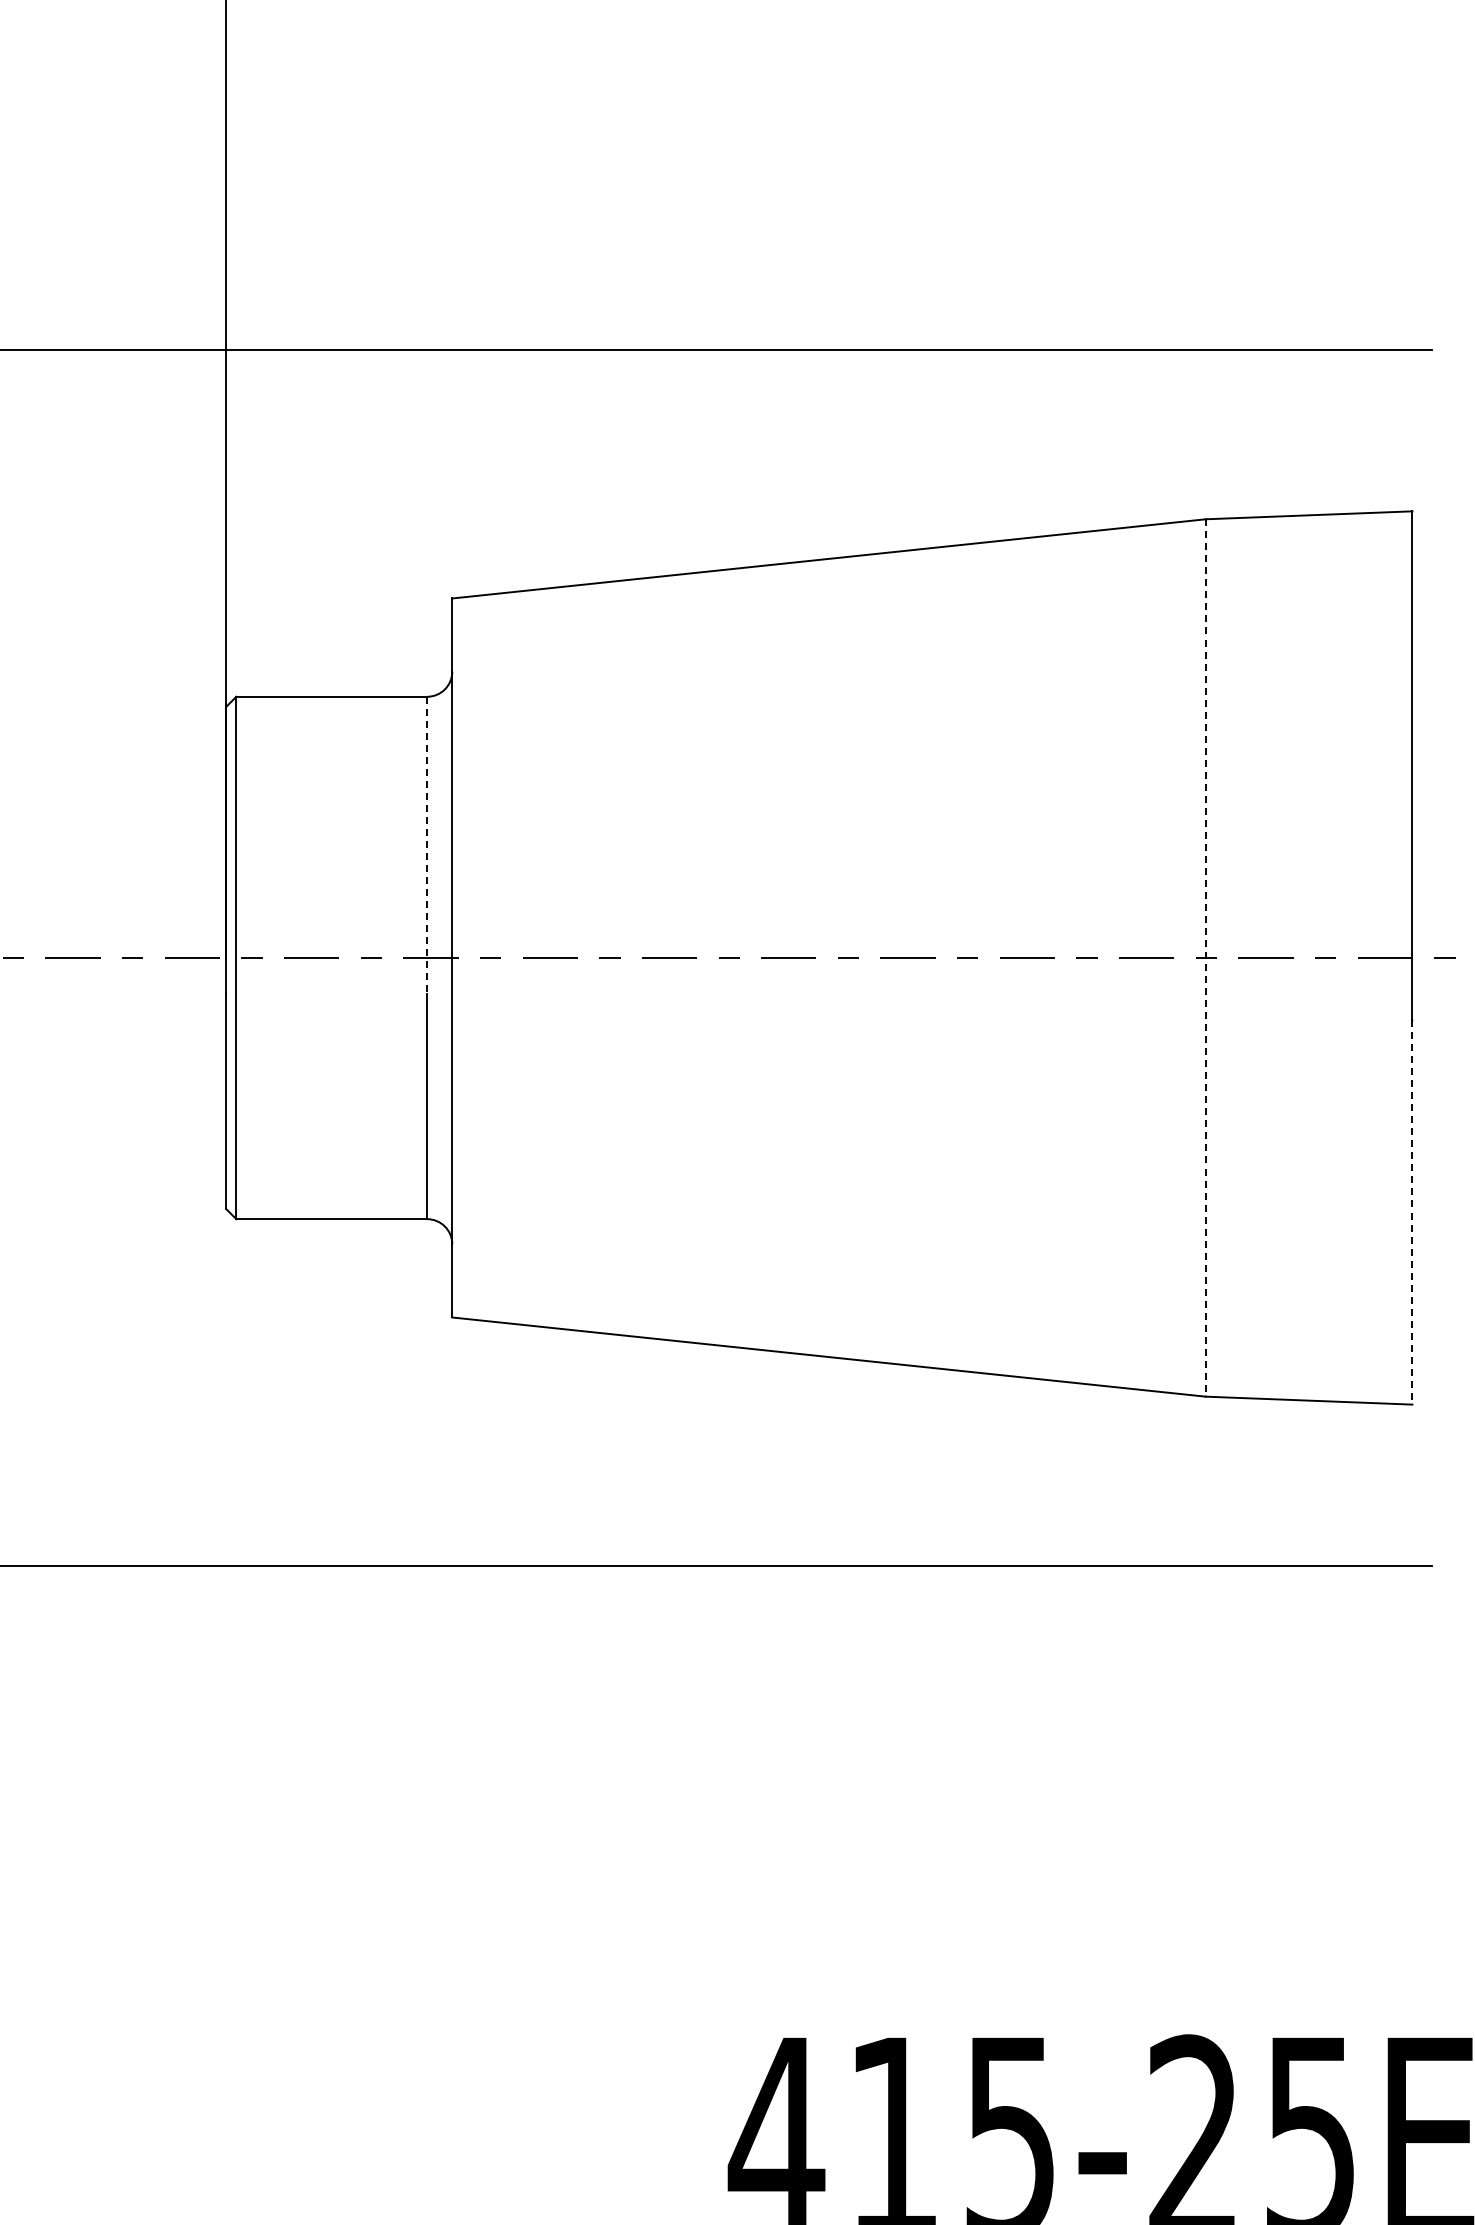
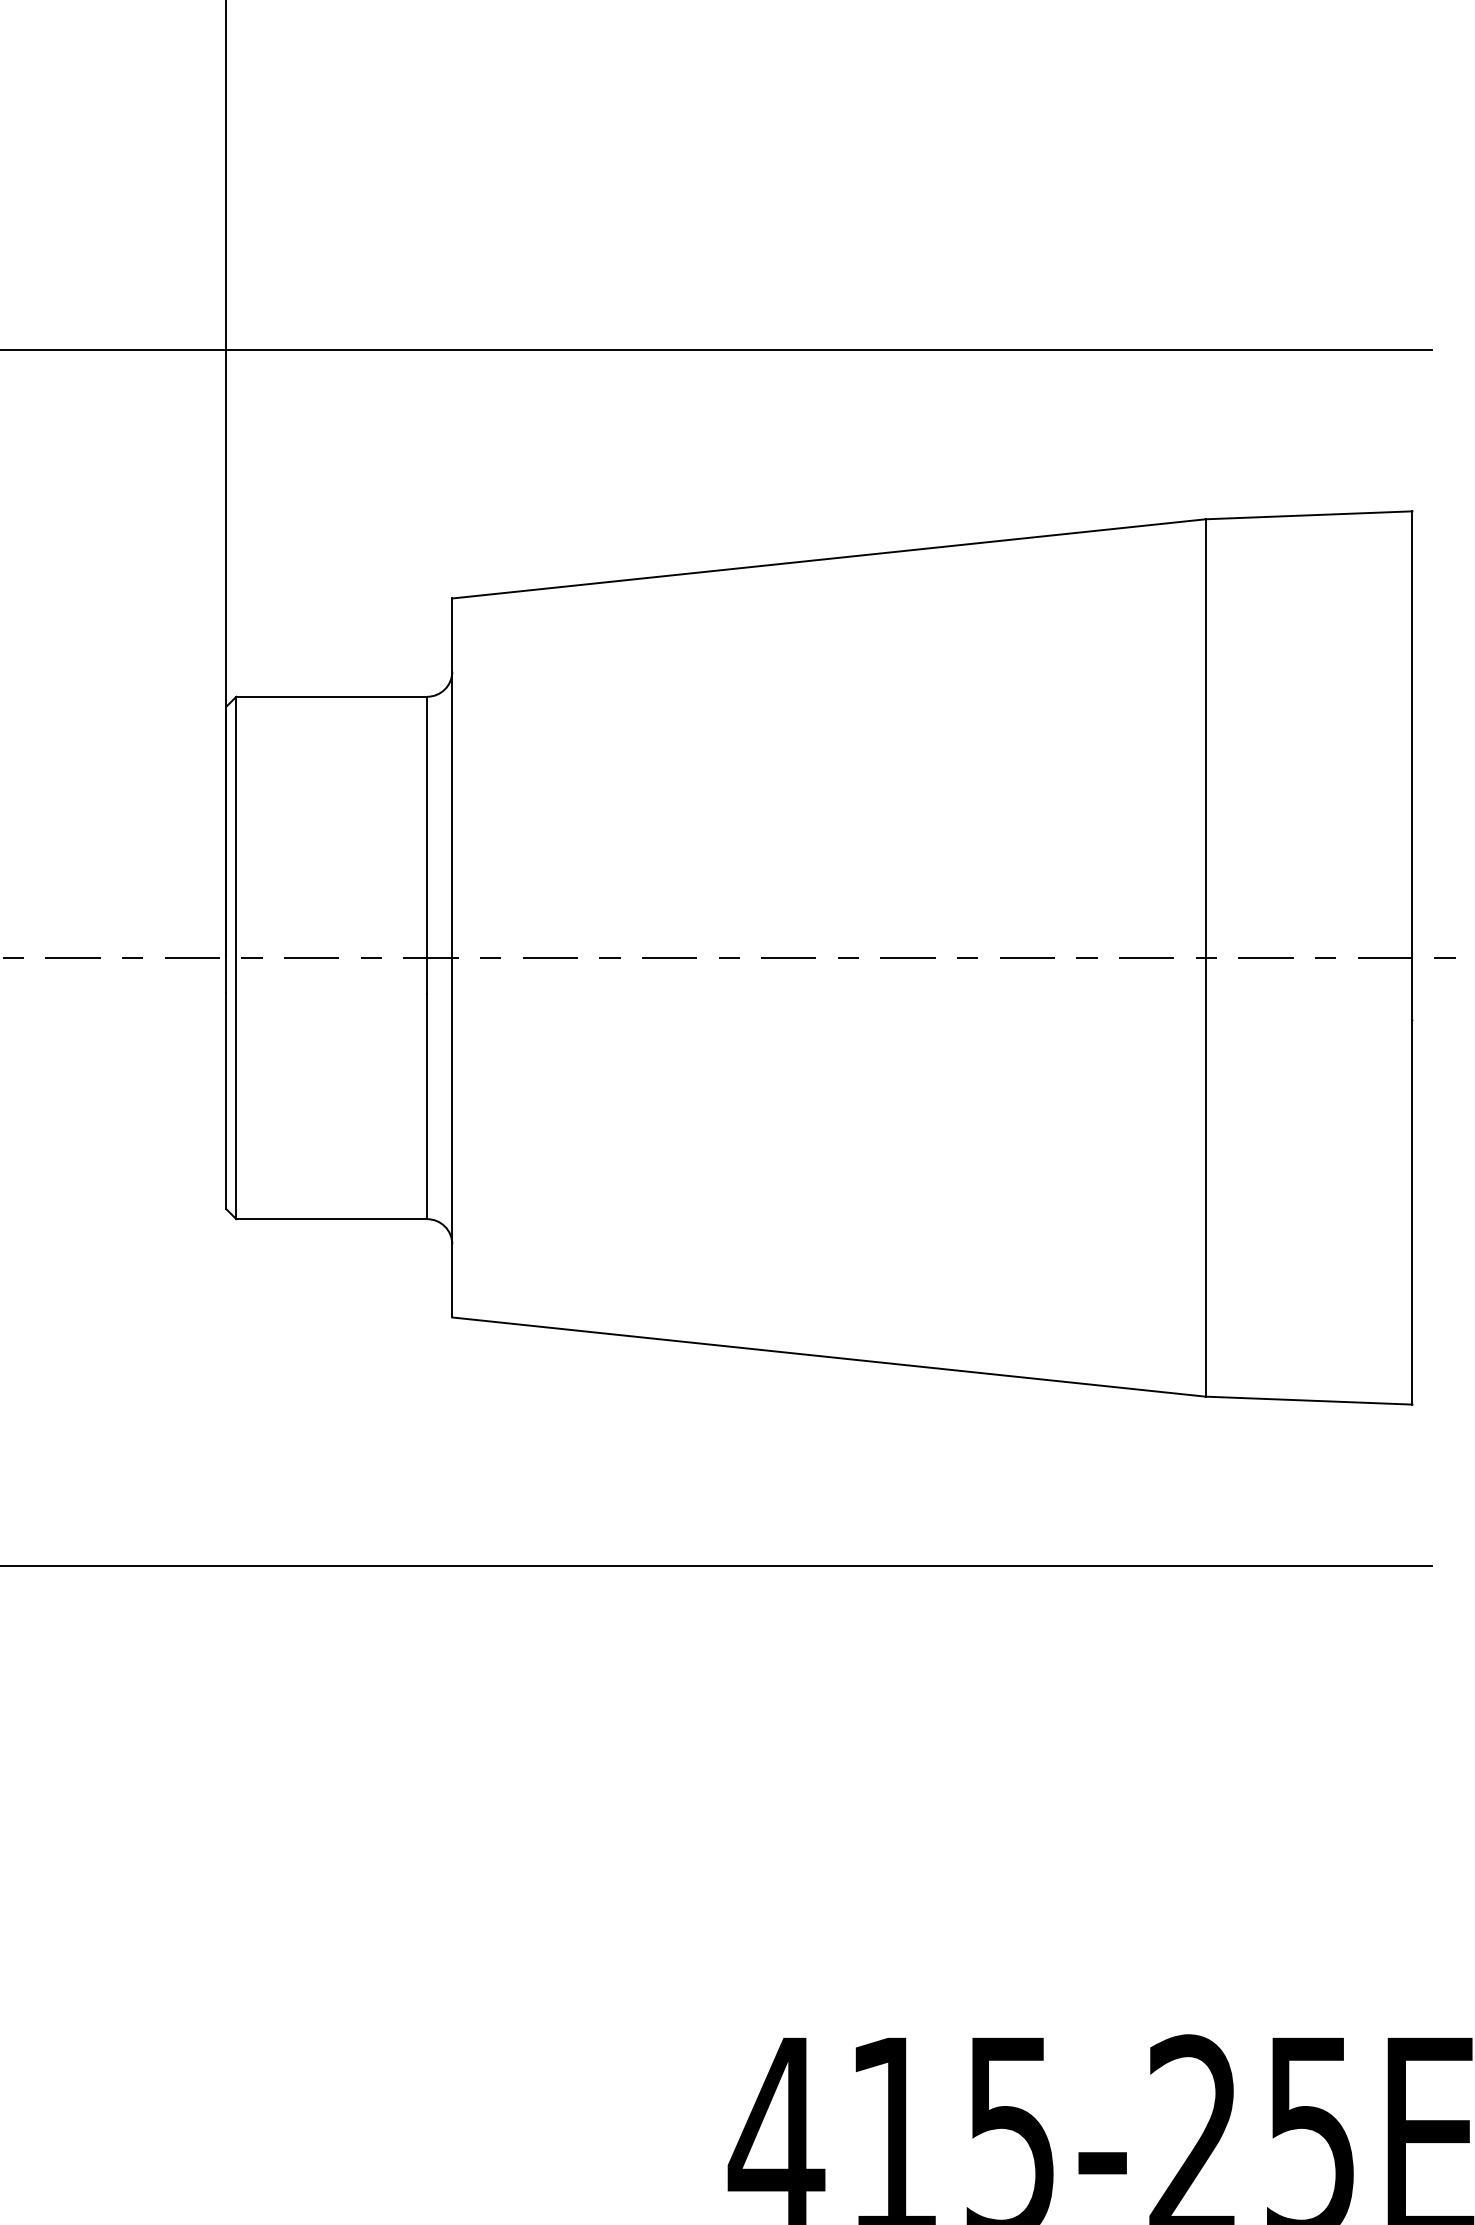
line: dashed -> solid (427, 845)
line: dashed -> solid (1205, 957)
line: dashed -> solid (1412, 1212)
